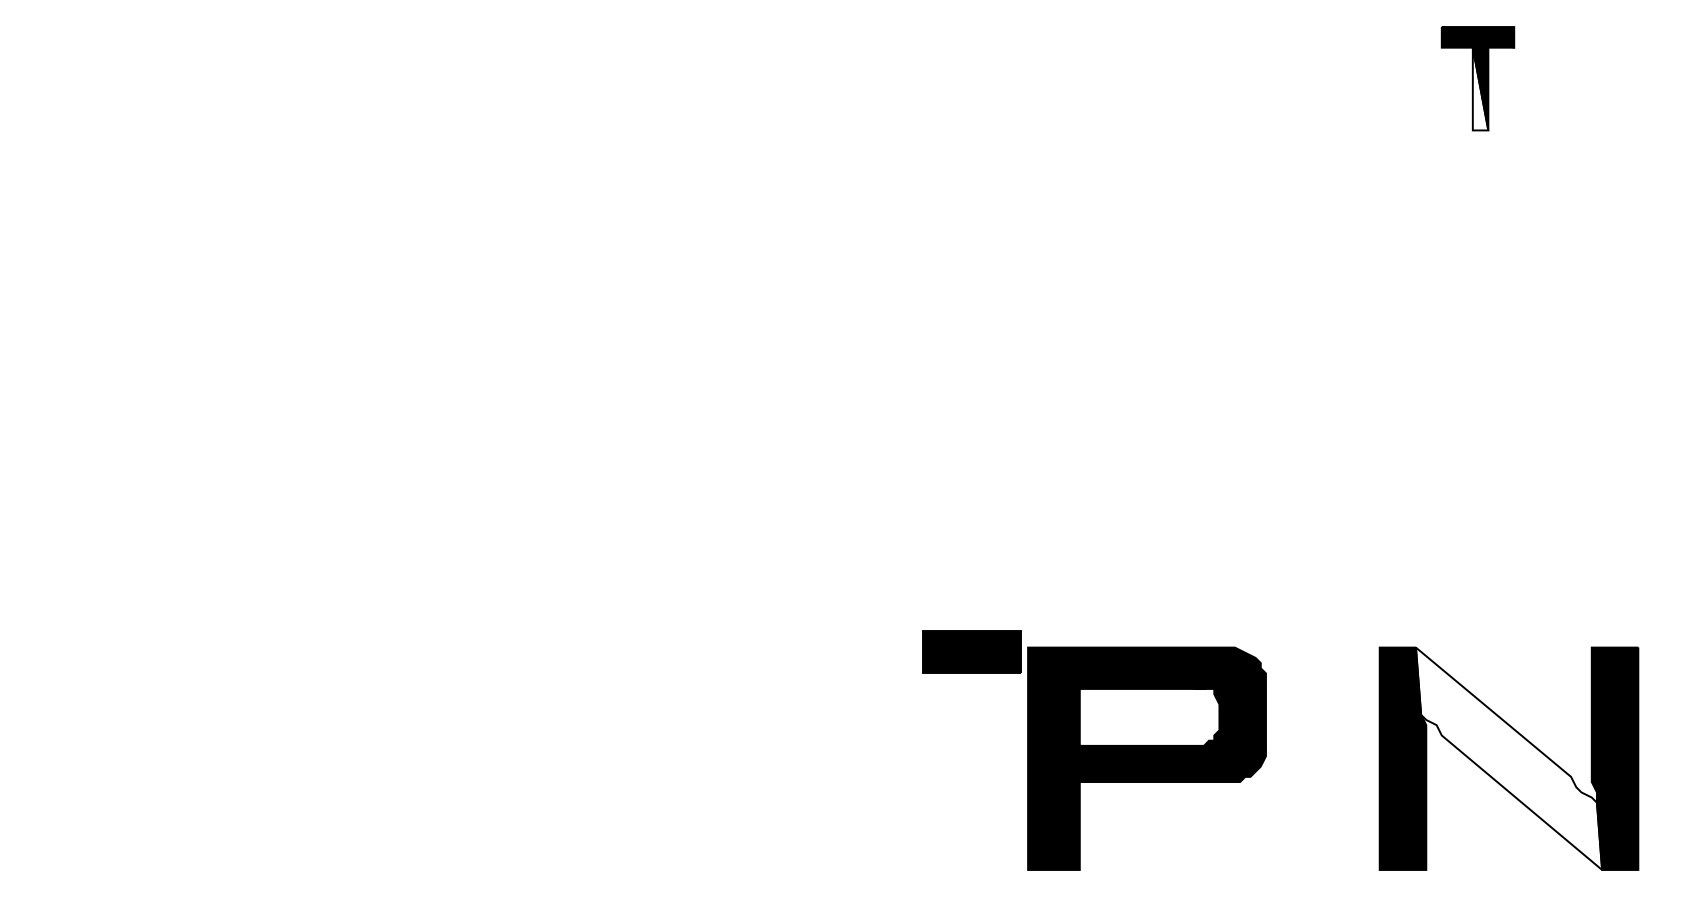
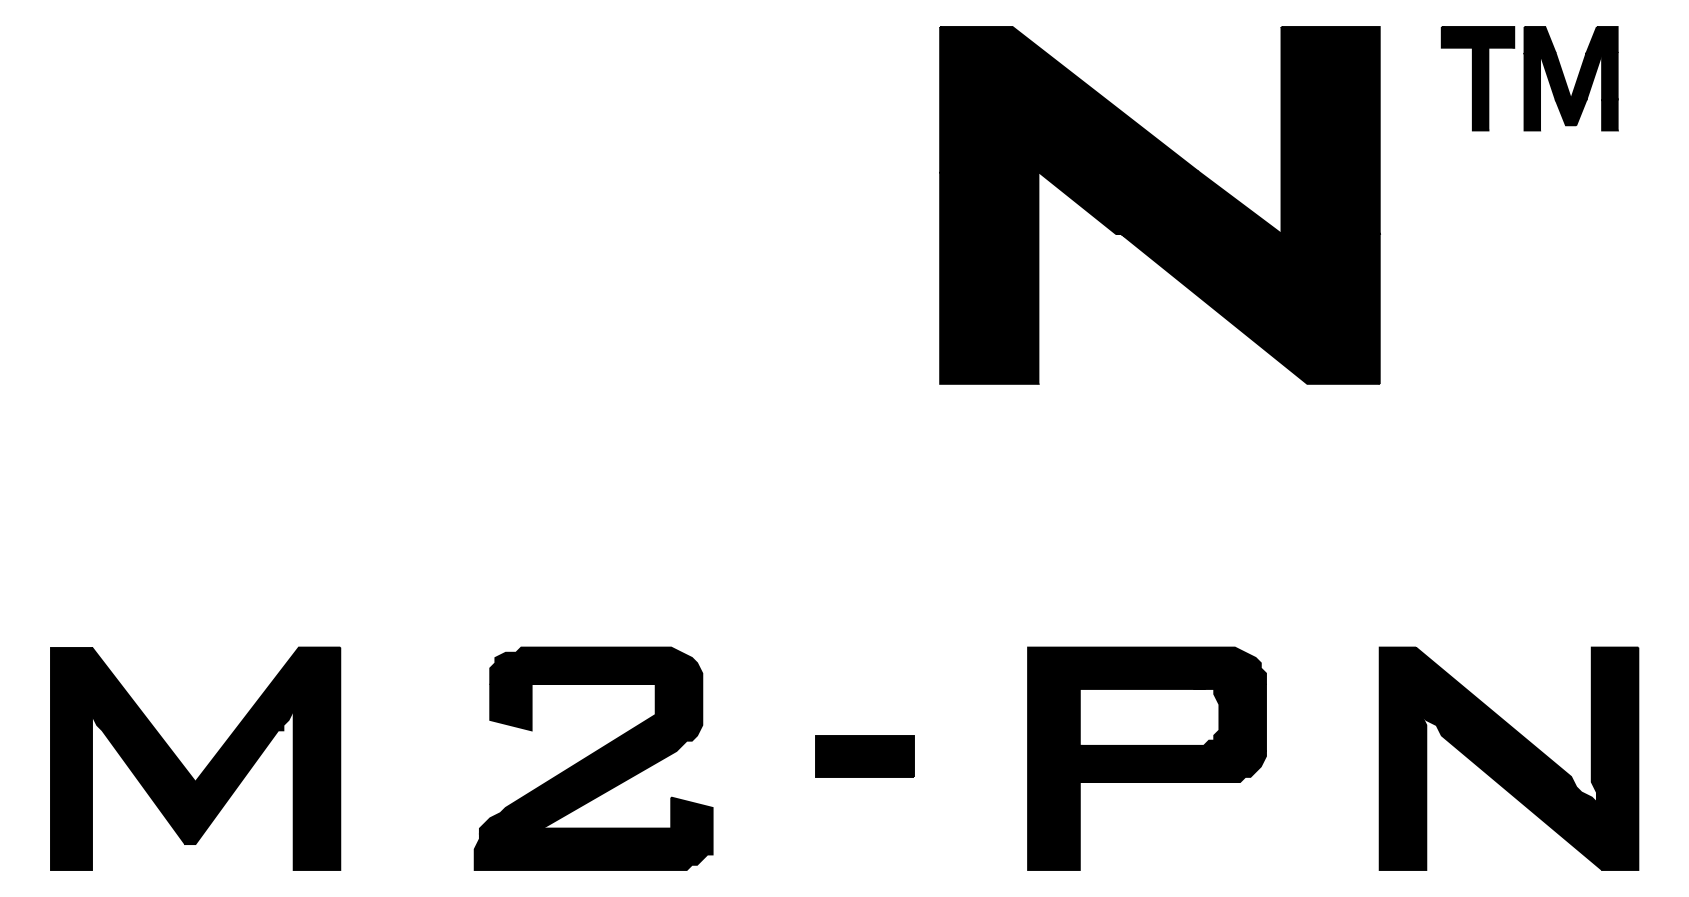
part: none -> present (1570, 78)
fill: none -> present (1480, 88)
part: none -> present (1159, 205)
part position: (971, 652) -> (864, 756) (864, 756)
part: none -> present (593, 758)
fill: none -> present (1508, 758)
part: none -> present (183, 764)
